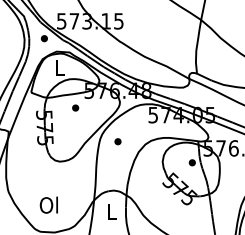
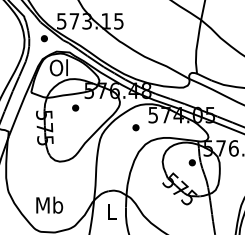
text: L -> Ol (58, 67)
part position: (117, 141) -> (135, 127) (135, 127)
text: Ol -> Mb (49, 204)
